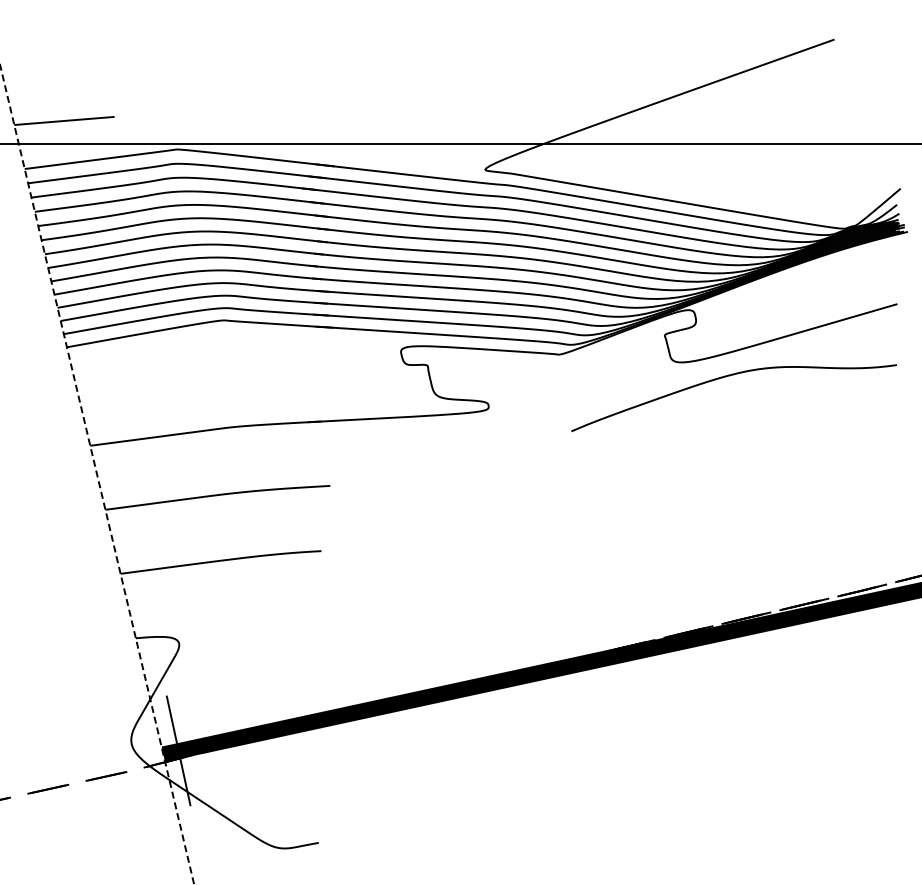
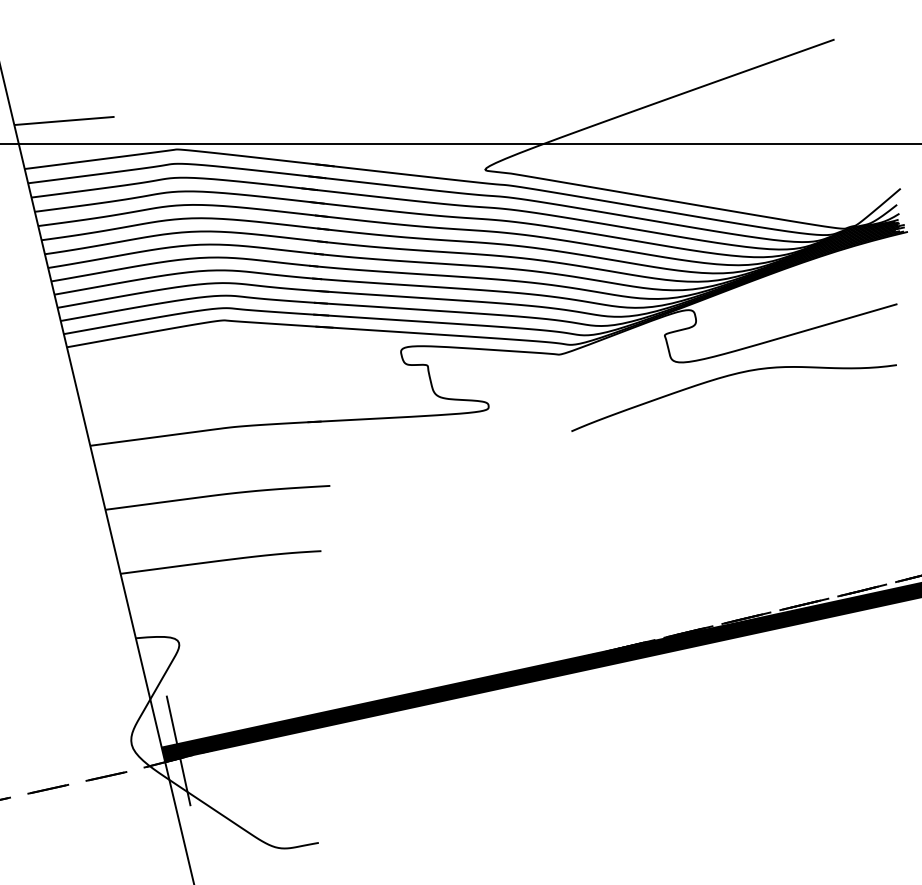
line: dashed -> solid (97, 475)
